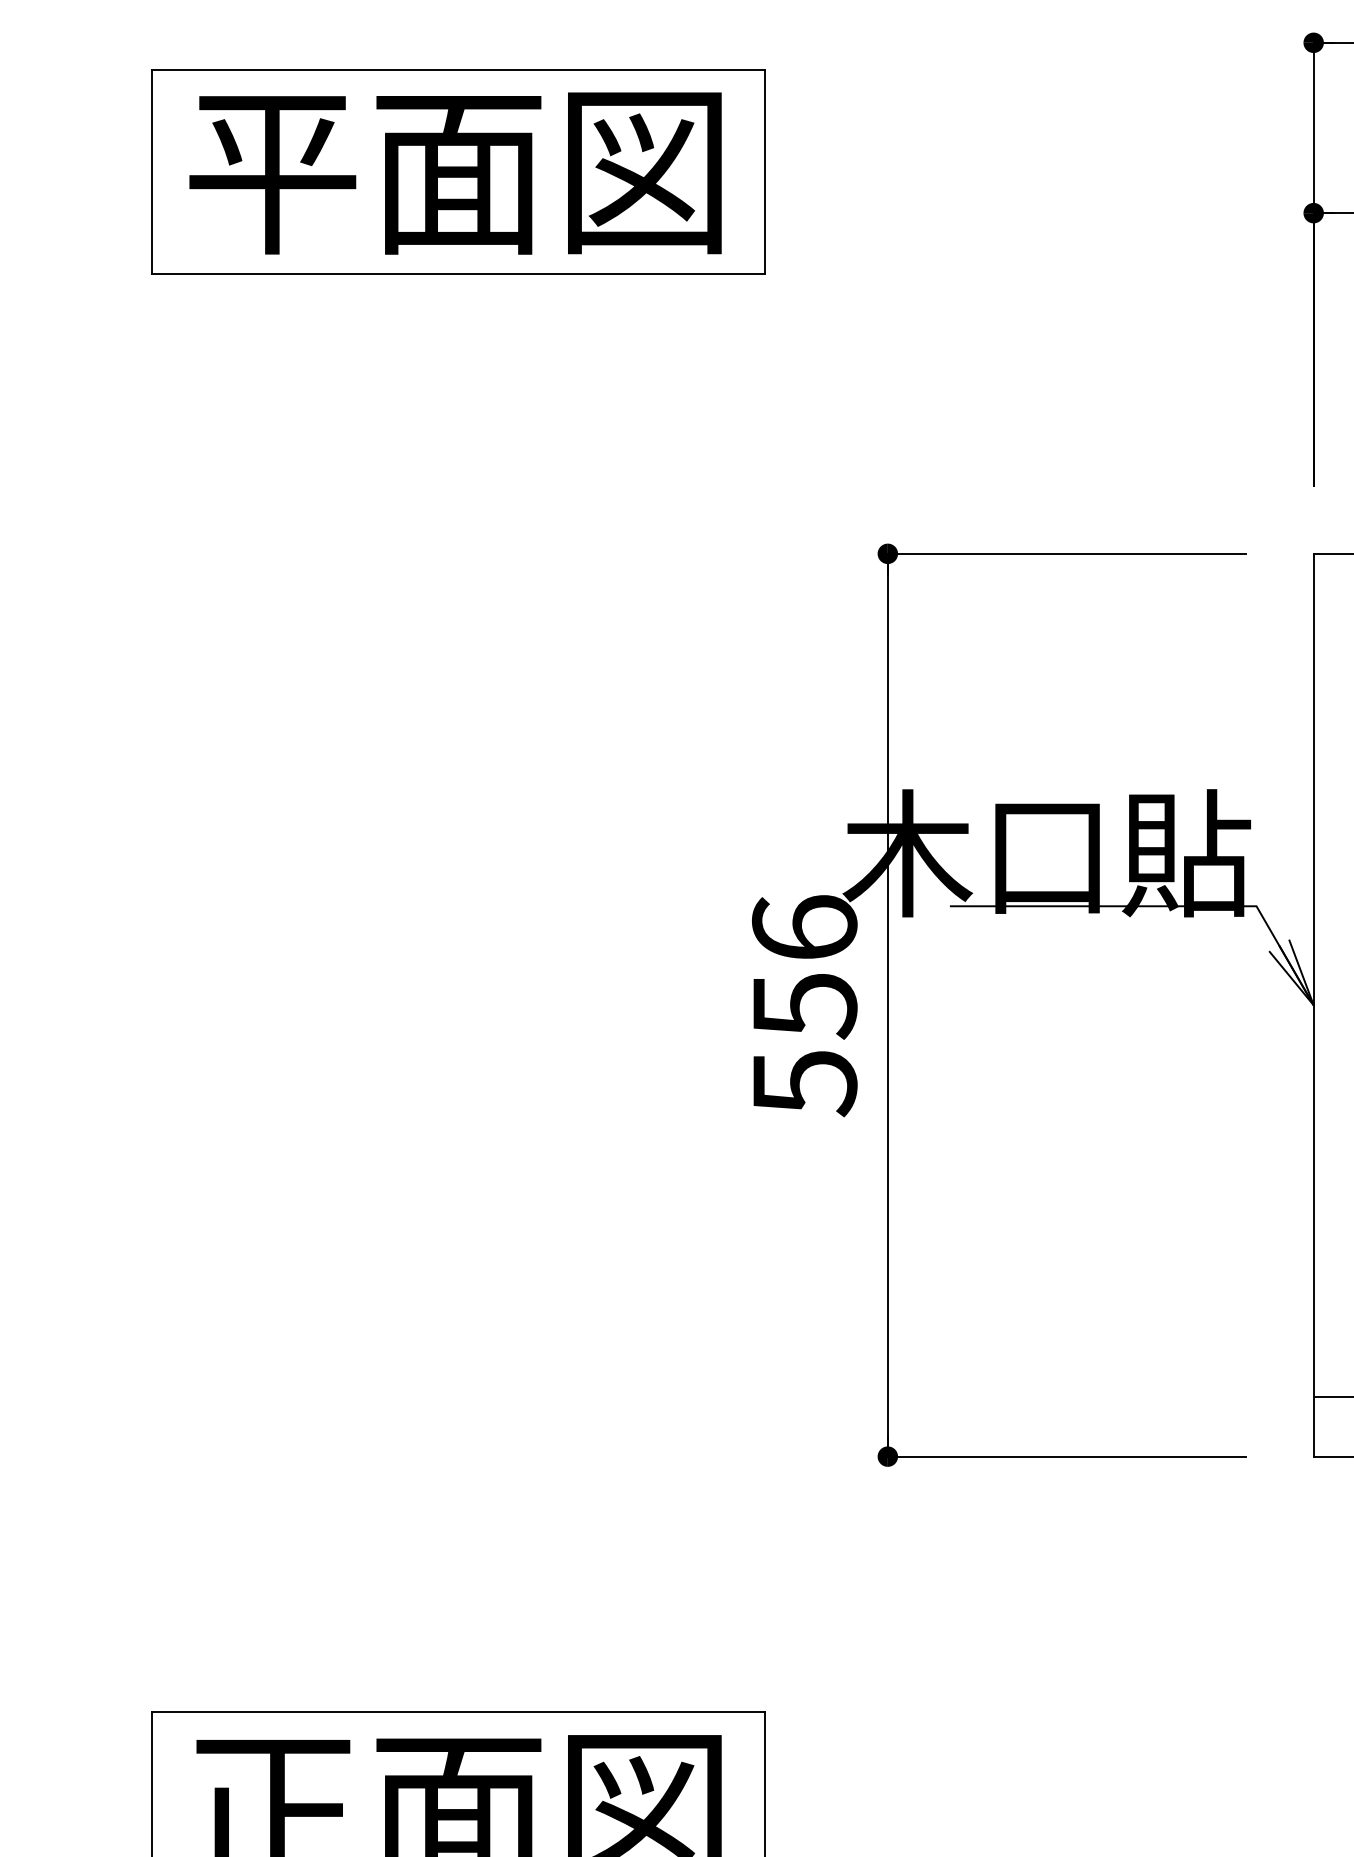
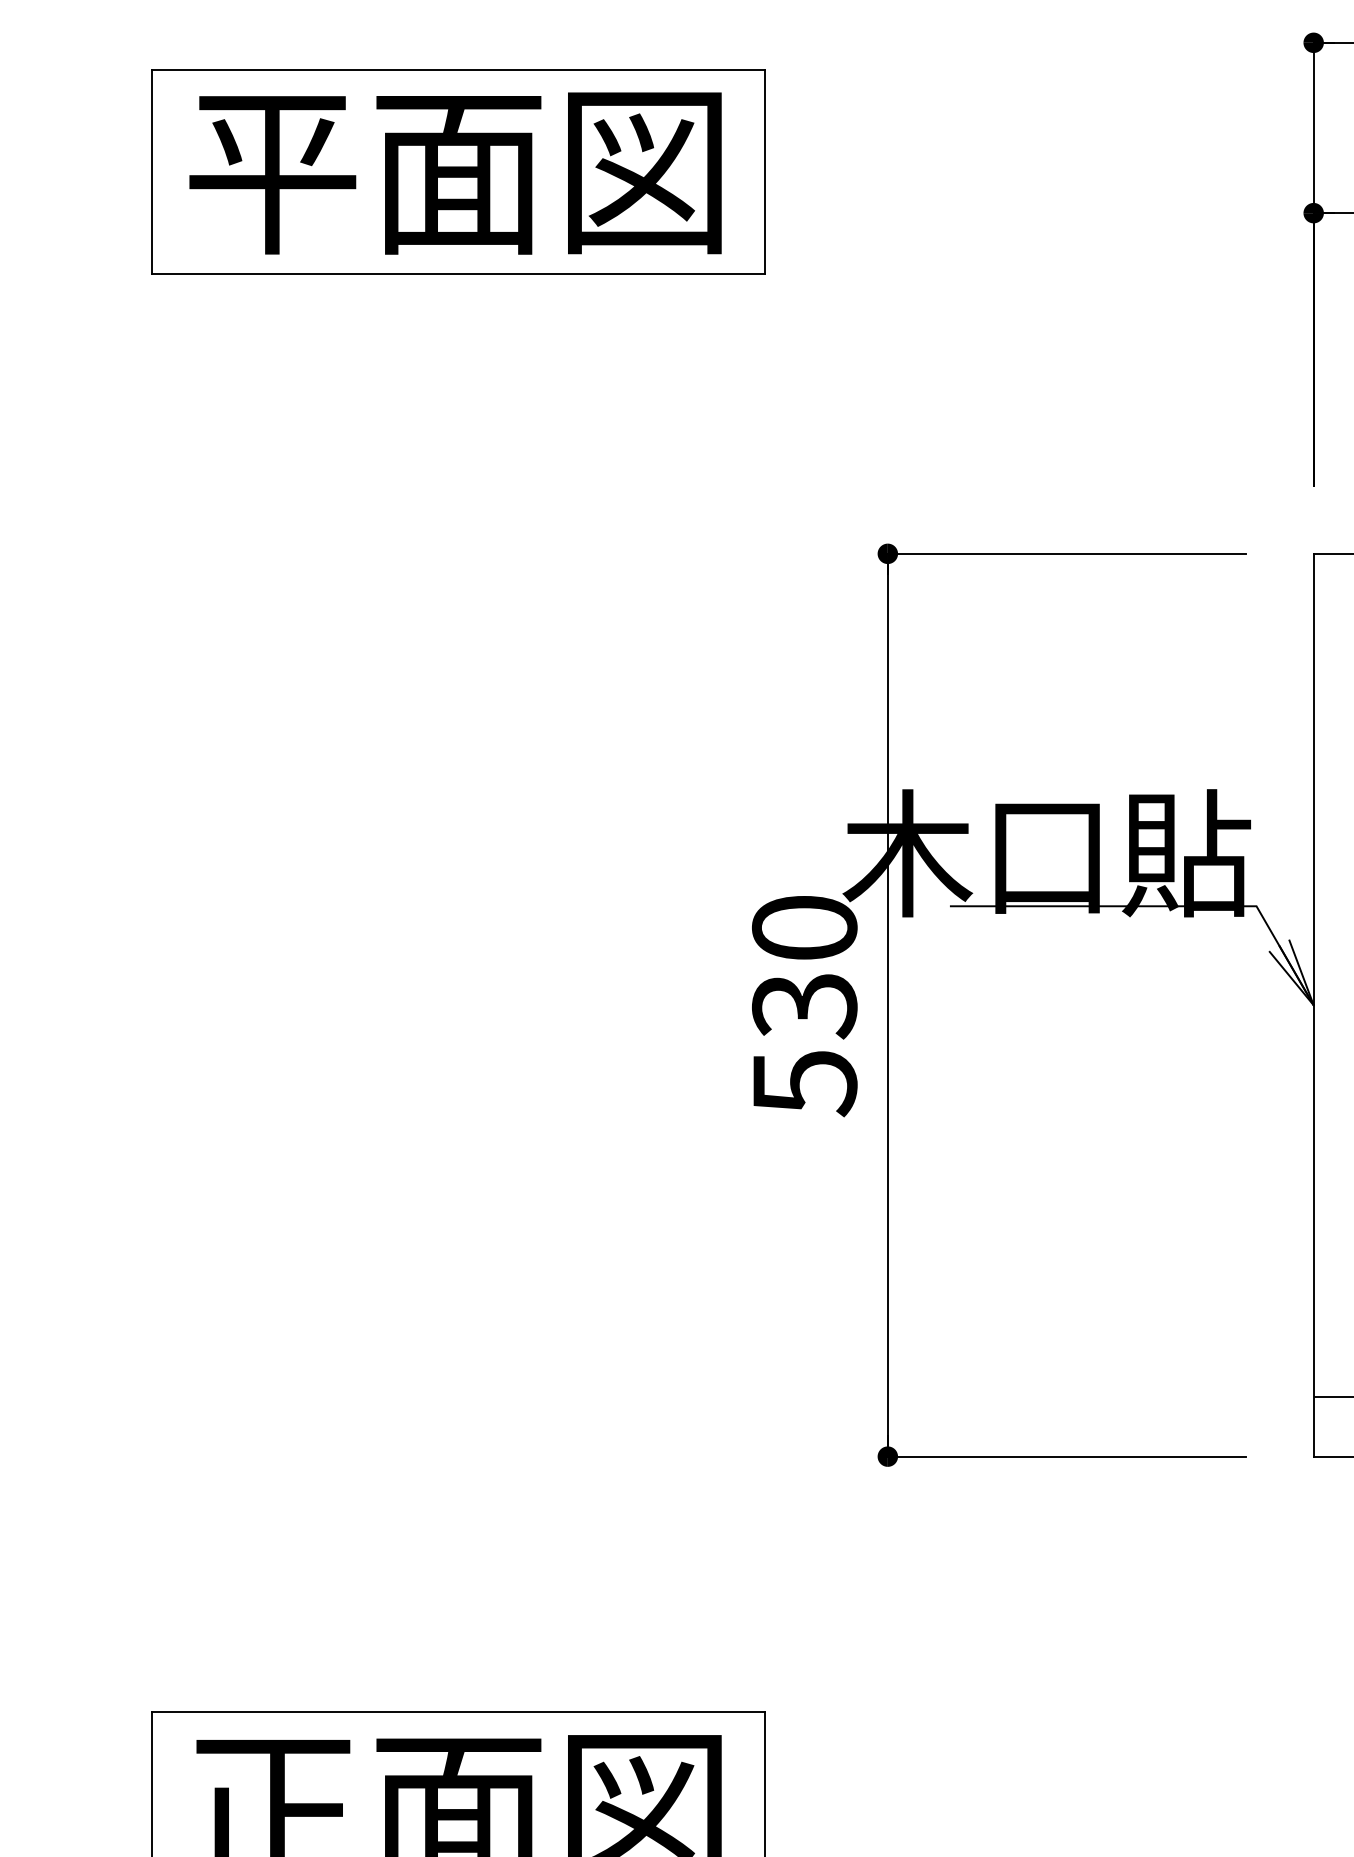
text: 556 -> 530 (804, 967)
